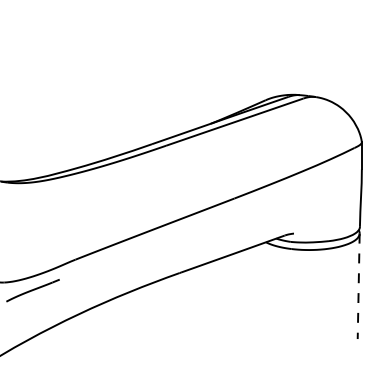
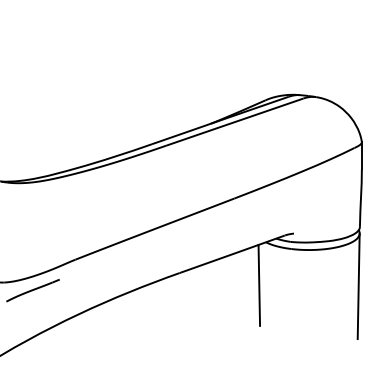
line: none -> present (259, 285)
line: dashed -> solid (358, 286)
